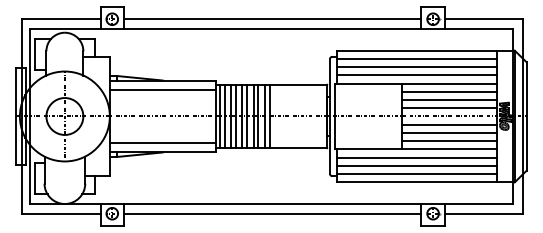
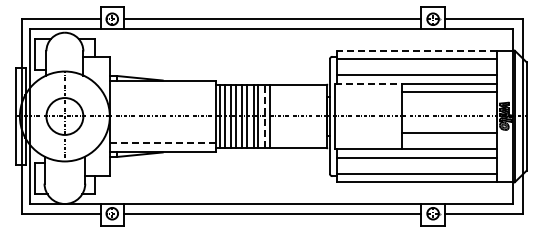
line: solid -> dashed (417, 50)
line: present -> none (416, 67)
line: solid -> dashed (368, 83)
line: present -> none (162, 89)
line: present -> none (449, 100)
line: present -> none (449, 108)
line: solid -> dashed (264, 116)
line: present -> none (449, 124)
line: present -> none (449, 141)
line: solid -> dashed (162, 143)
line: present -> none (416, 165)
